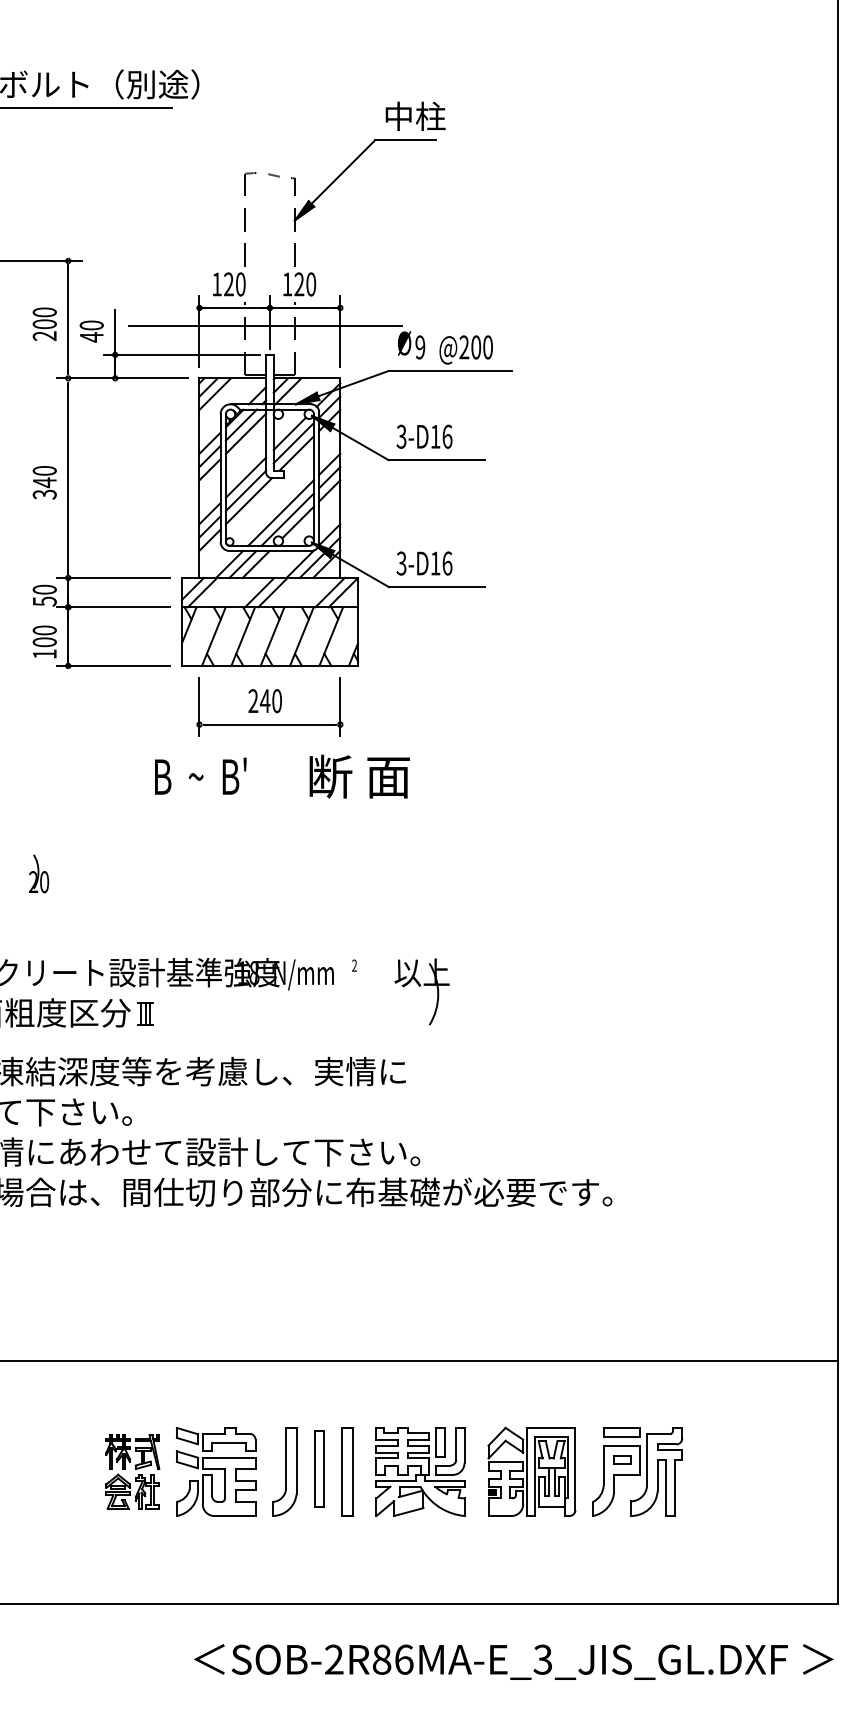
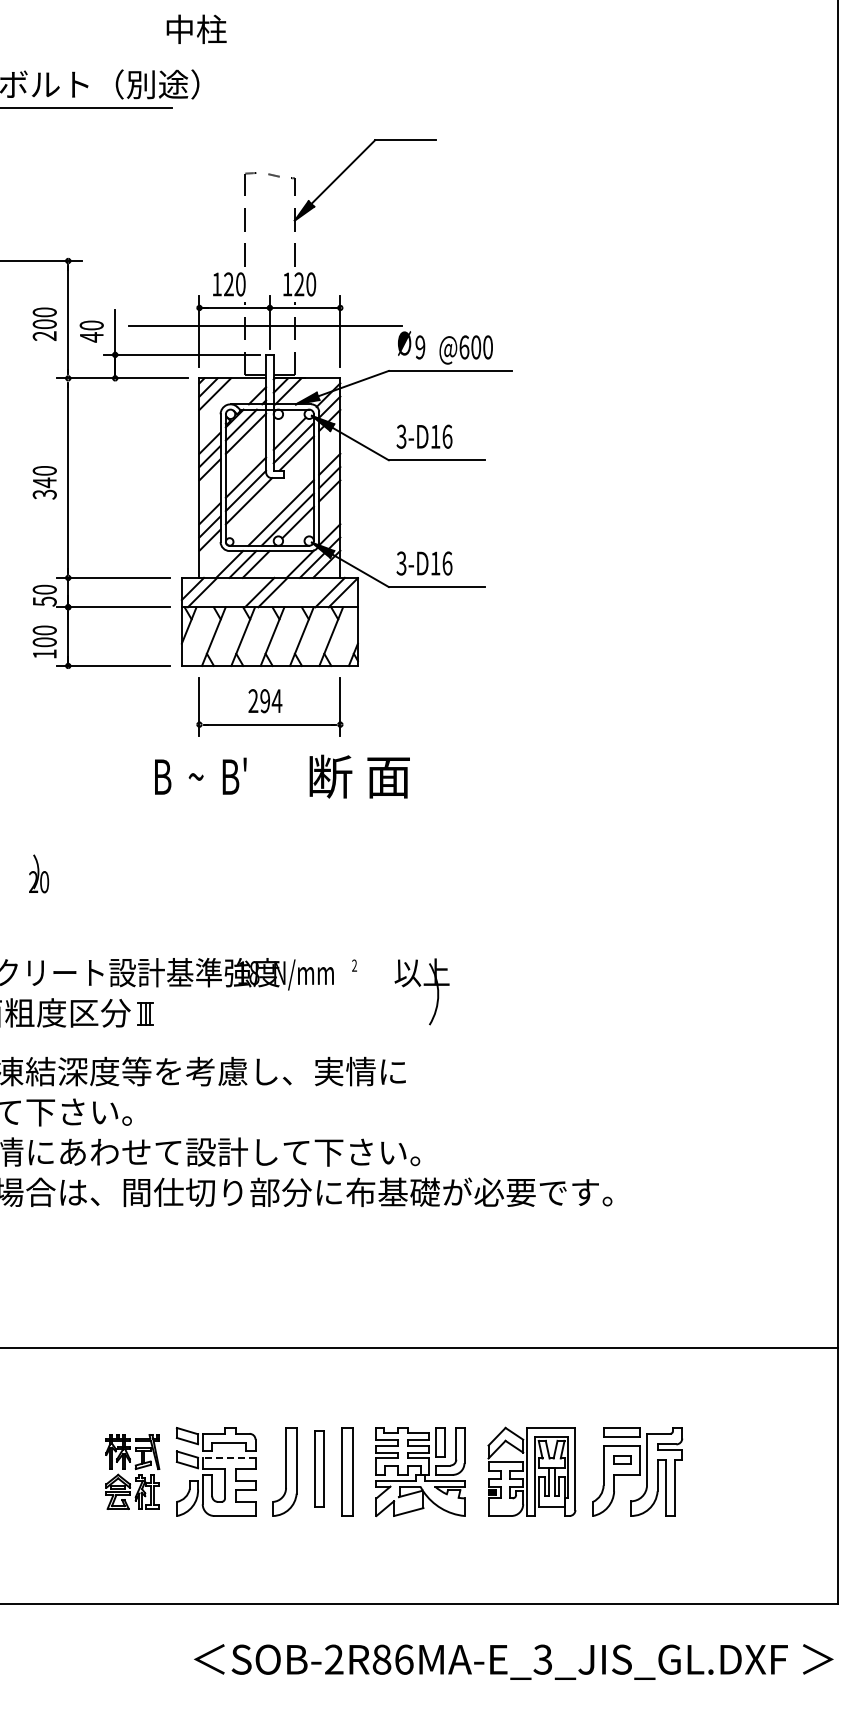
text position: (415, 115) -> (196, 28) (196, 28)
text: @200 -> @600 (464, 347)
text: 240 -> 294 (270, 701)
line position: (420, 1361) -> (420, 1348) (420, 1348)
line: solid -> dashed (228, 1458)
